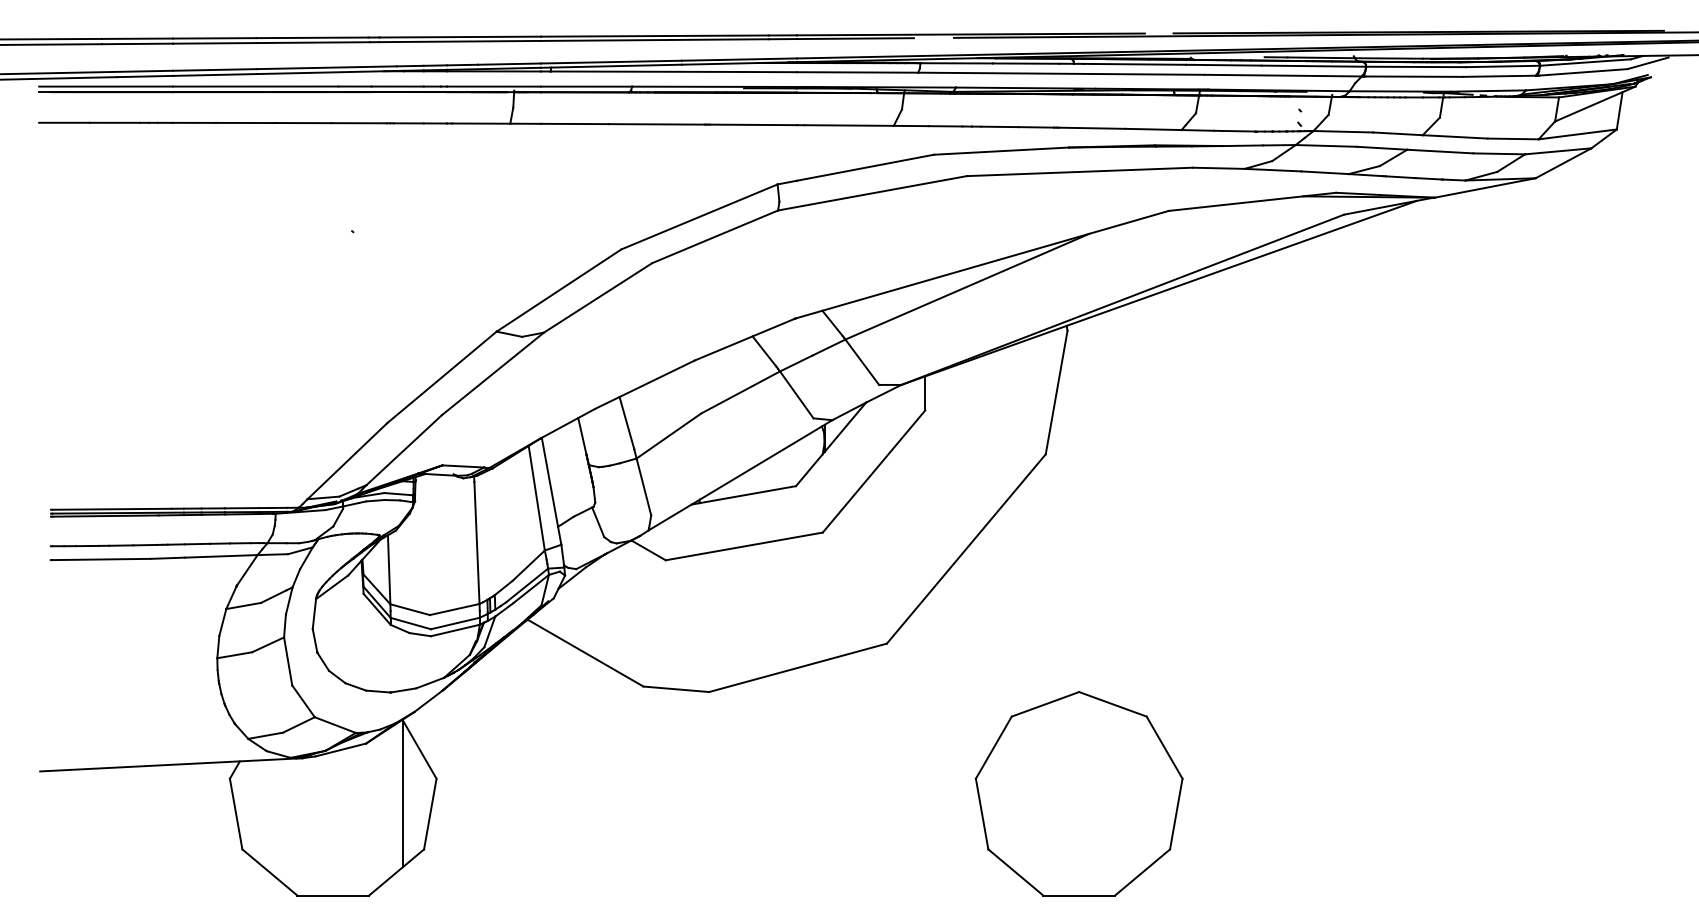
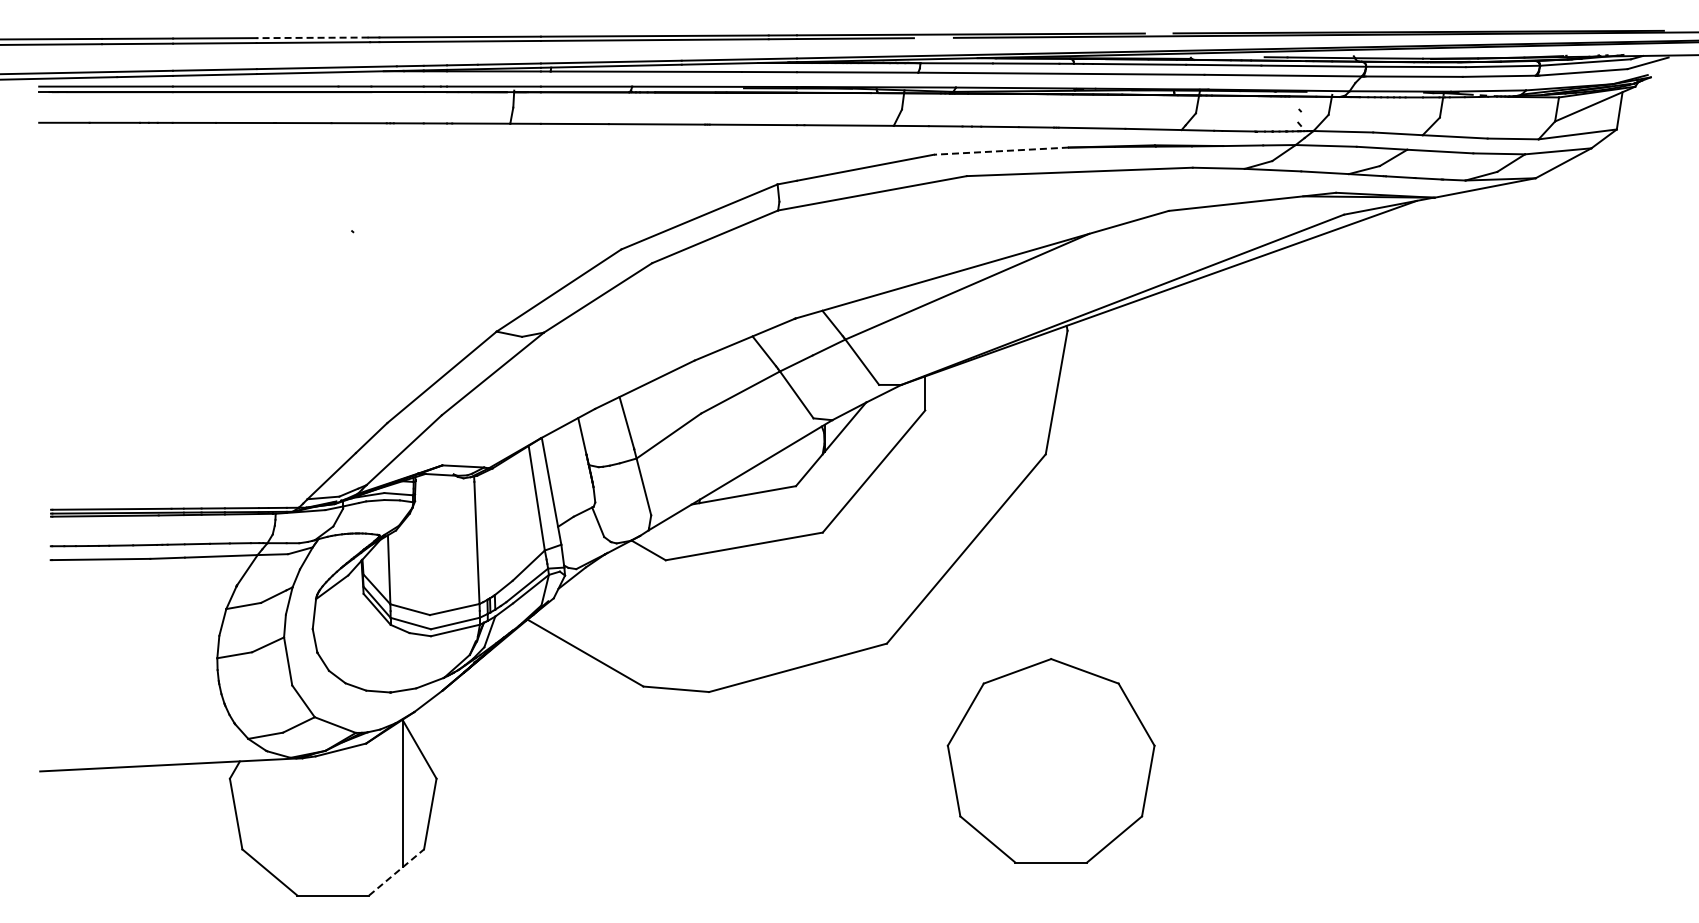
line: solid -> dashed (312, 37)
line: solid -> dashed (1001, 151)
part position: (1078, 793) -> (1050, 760) (1050, 760)
line: solid -> dashed (396, 872)
